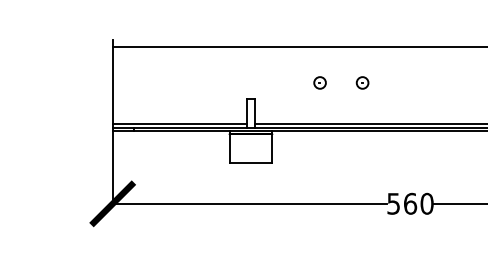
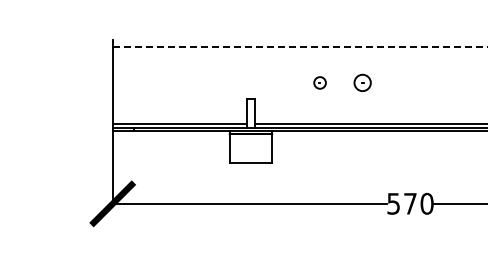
line: solid -> dashed (300, 46)
part size: 15x14 px -> 19x19 px (362, 82)
text: 560 -> 570 (410, 203)
